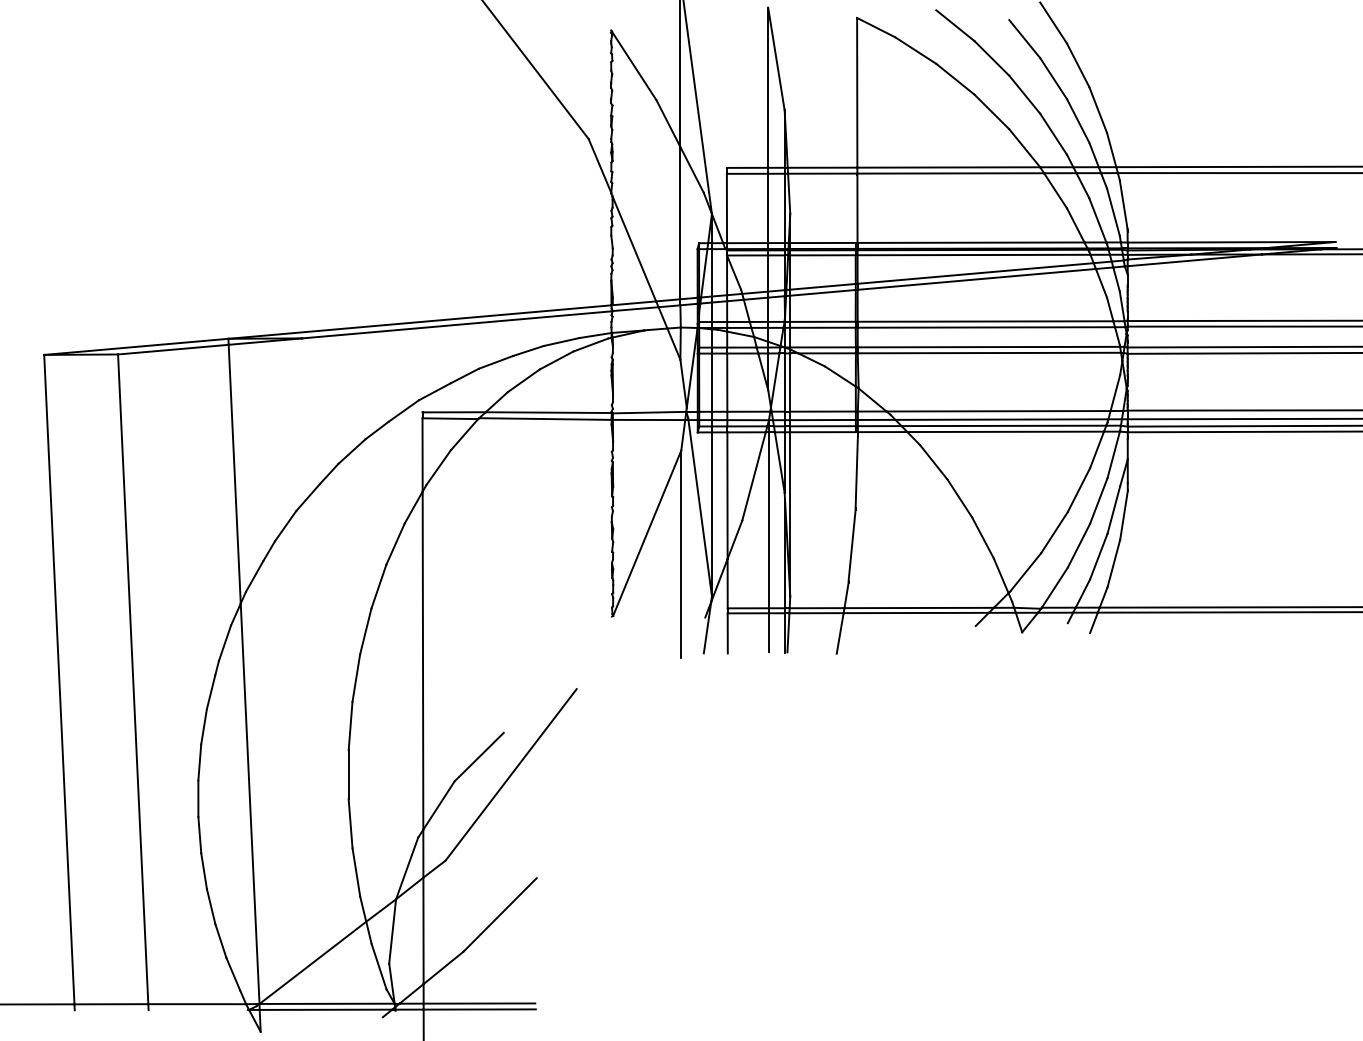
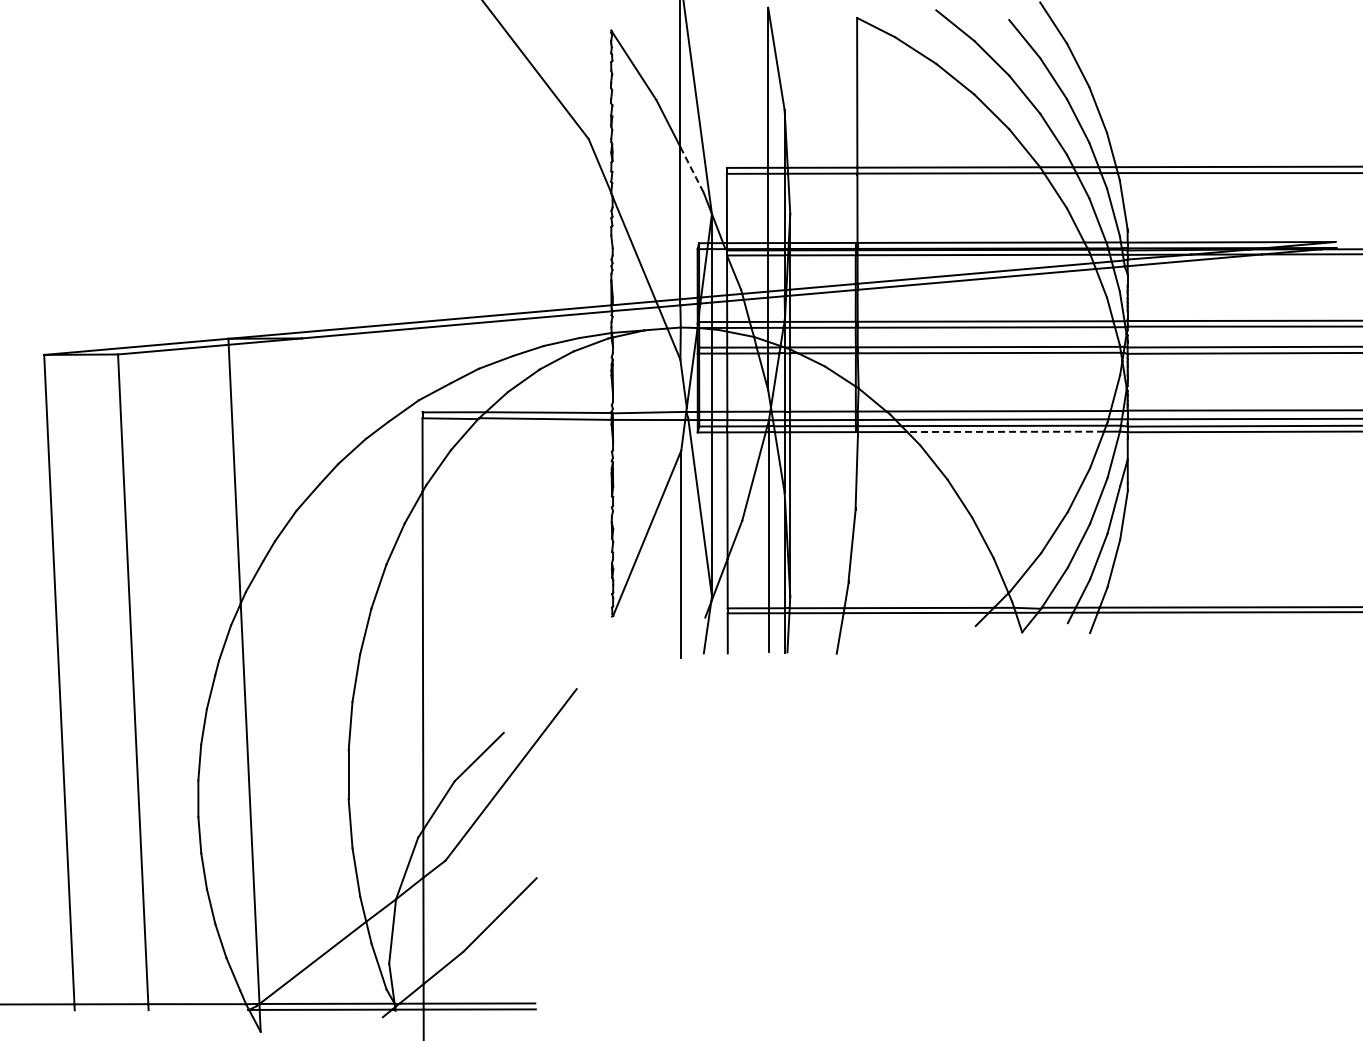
line: solid -> dashed (692, 169)
line: solid -> dashed (1005, 431)
